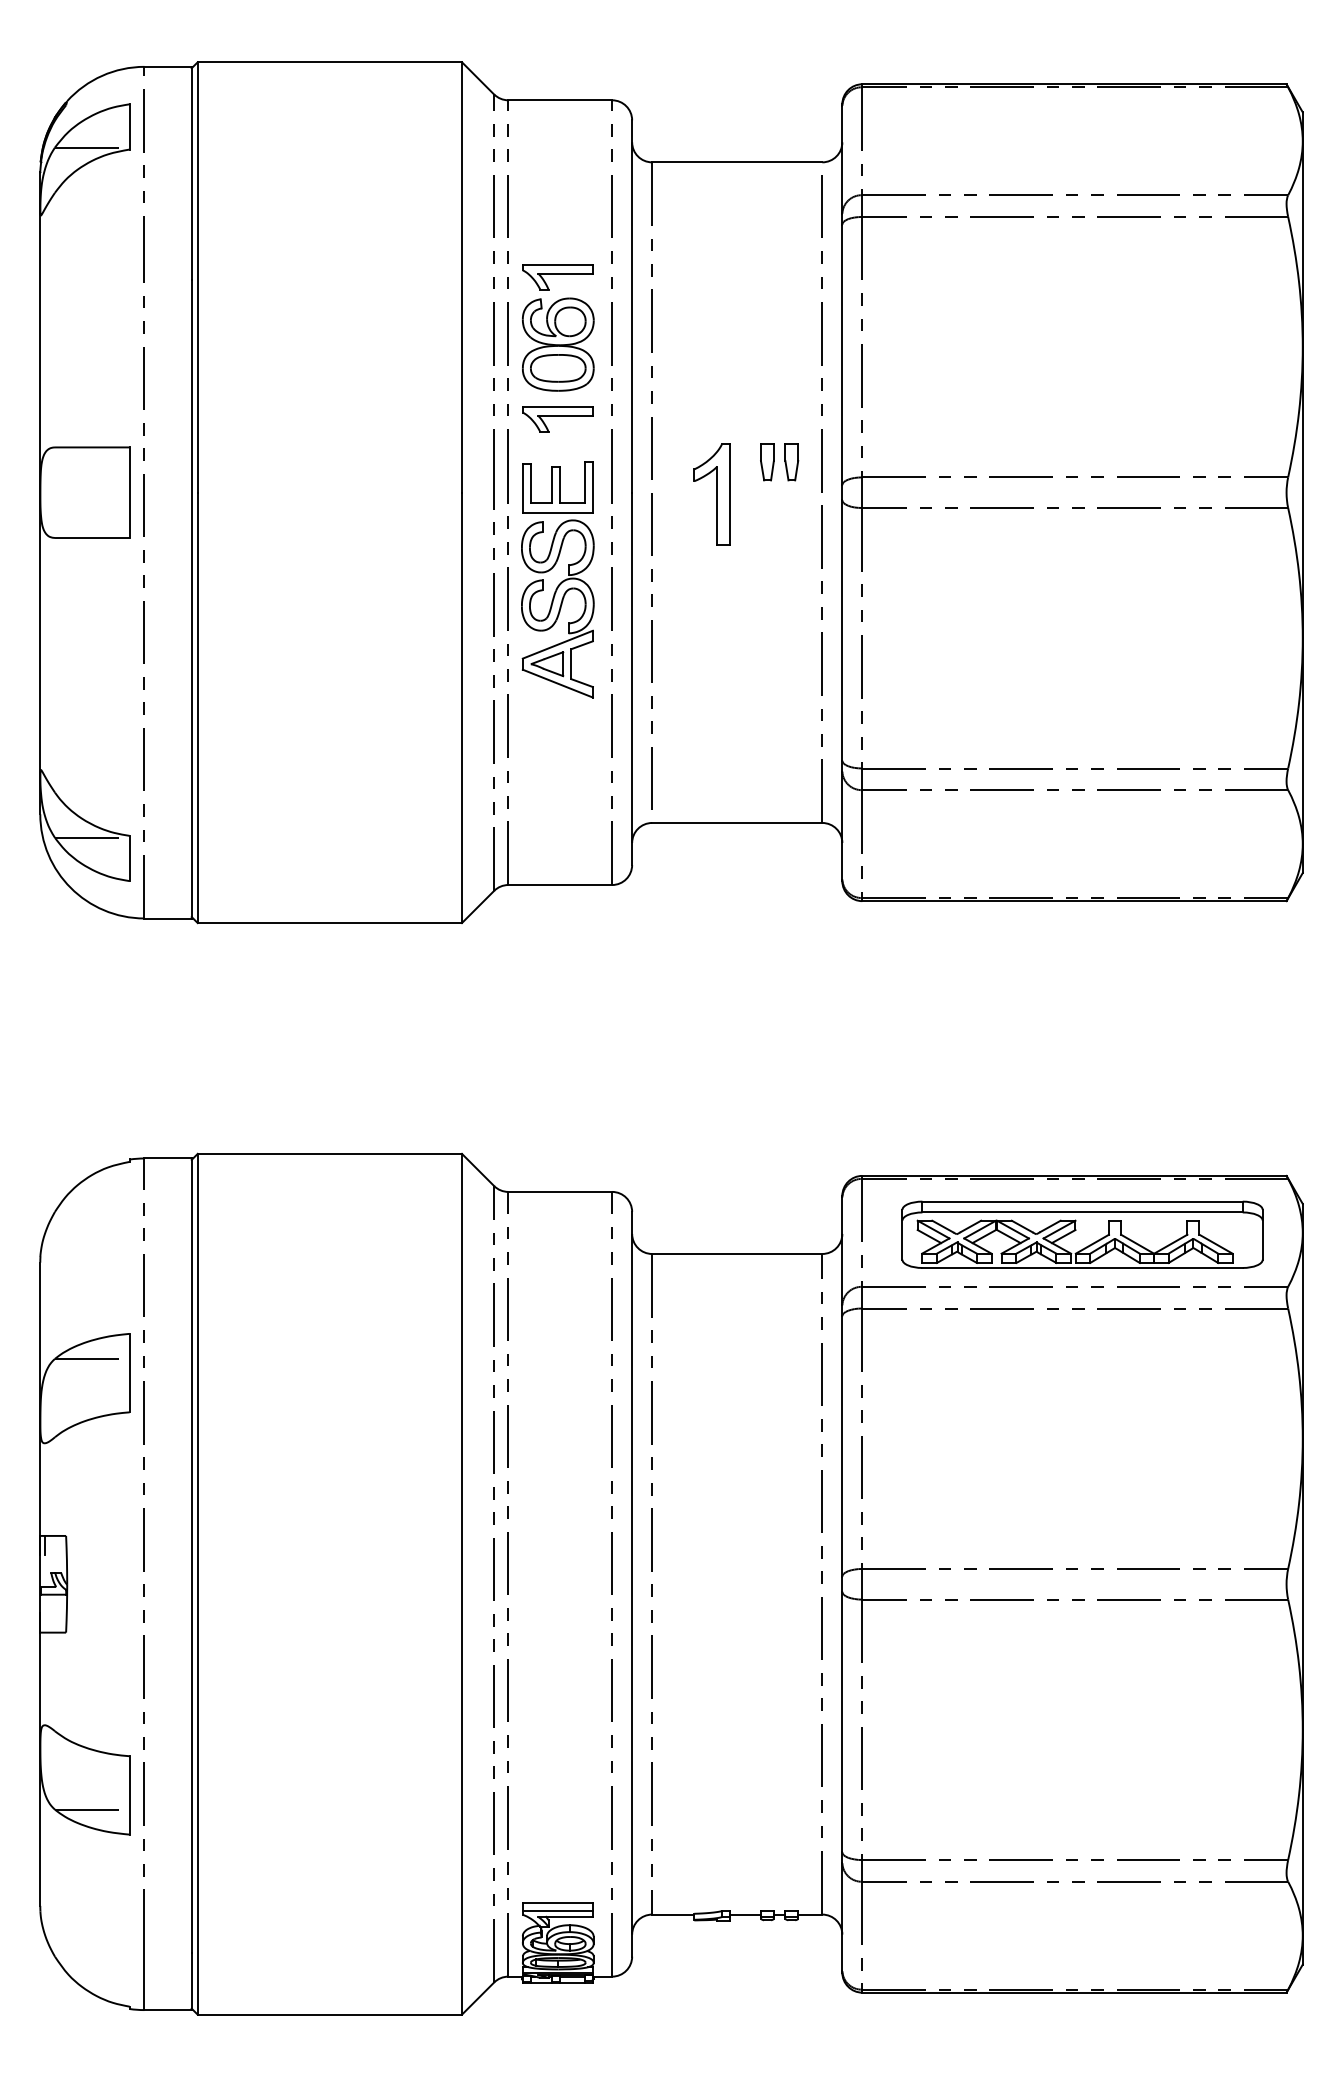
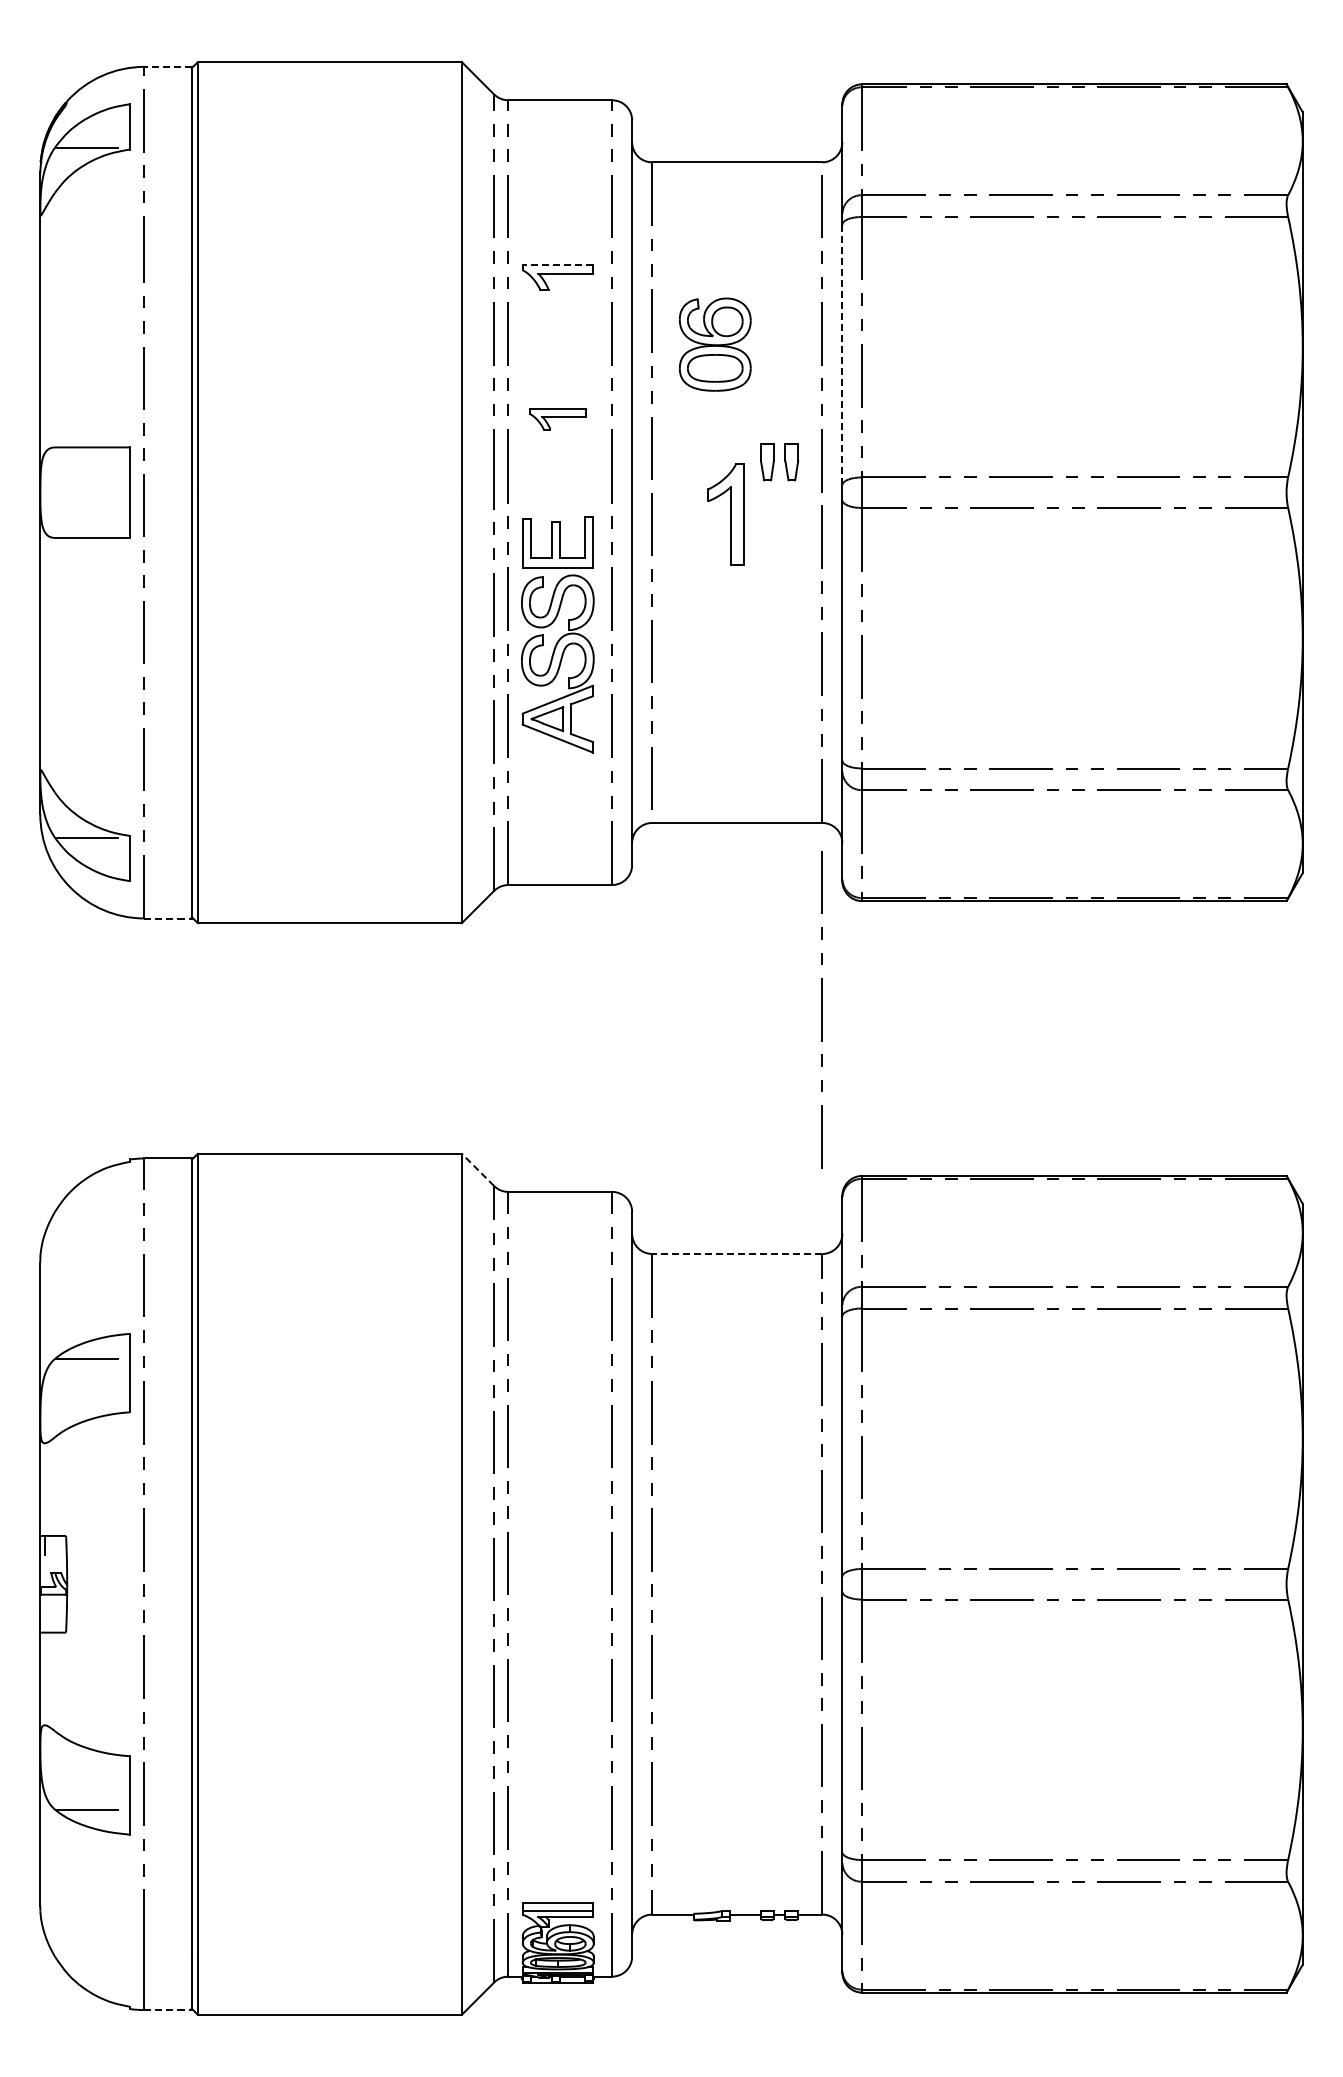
line: solid -> dashed (168, 66)
line: solid -> dashed (557, 264)
part position: (558, 344) -> (715, 344) (715, 344)
line: solid -> dashed (842, 354)
part size: 72x27 px -> 58x23 px (557, 419)
part position: (711, 494) -> (725, 514) (725, 514)
part position: (557, 579) -> (557, 634) (557, 634)
line: solid -> dashed (168, 918)
line: none -> present (821, 1009)
line: solid -> dashed (478, 1169)
part: present -> none (1082, 1234)
line: solid -> dashed (736, 1253)
line: solid -> dashed (168, 2010)
